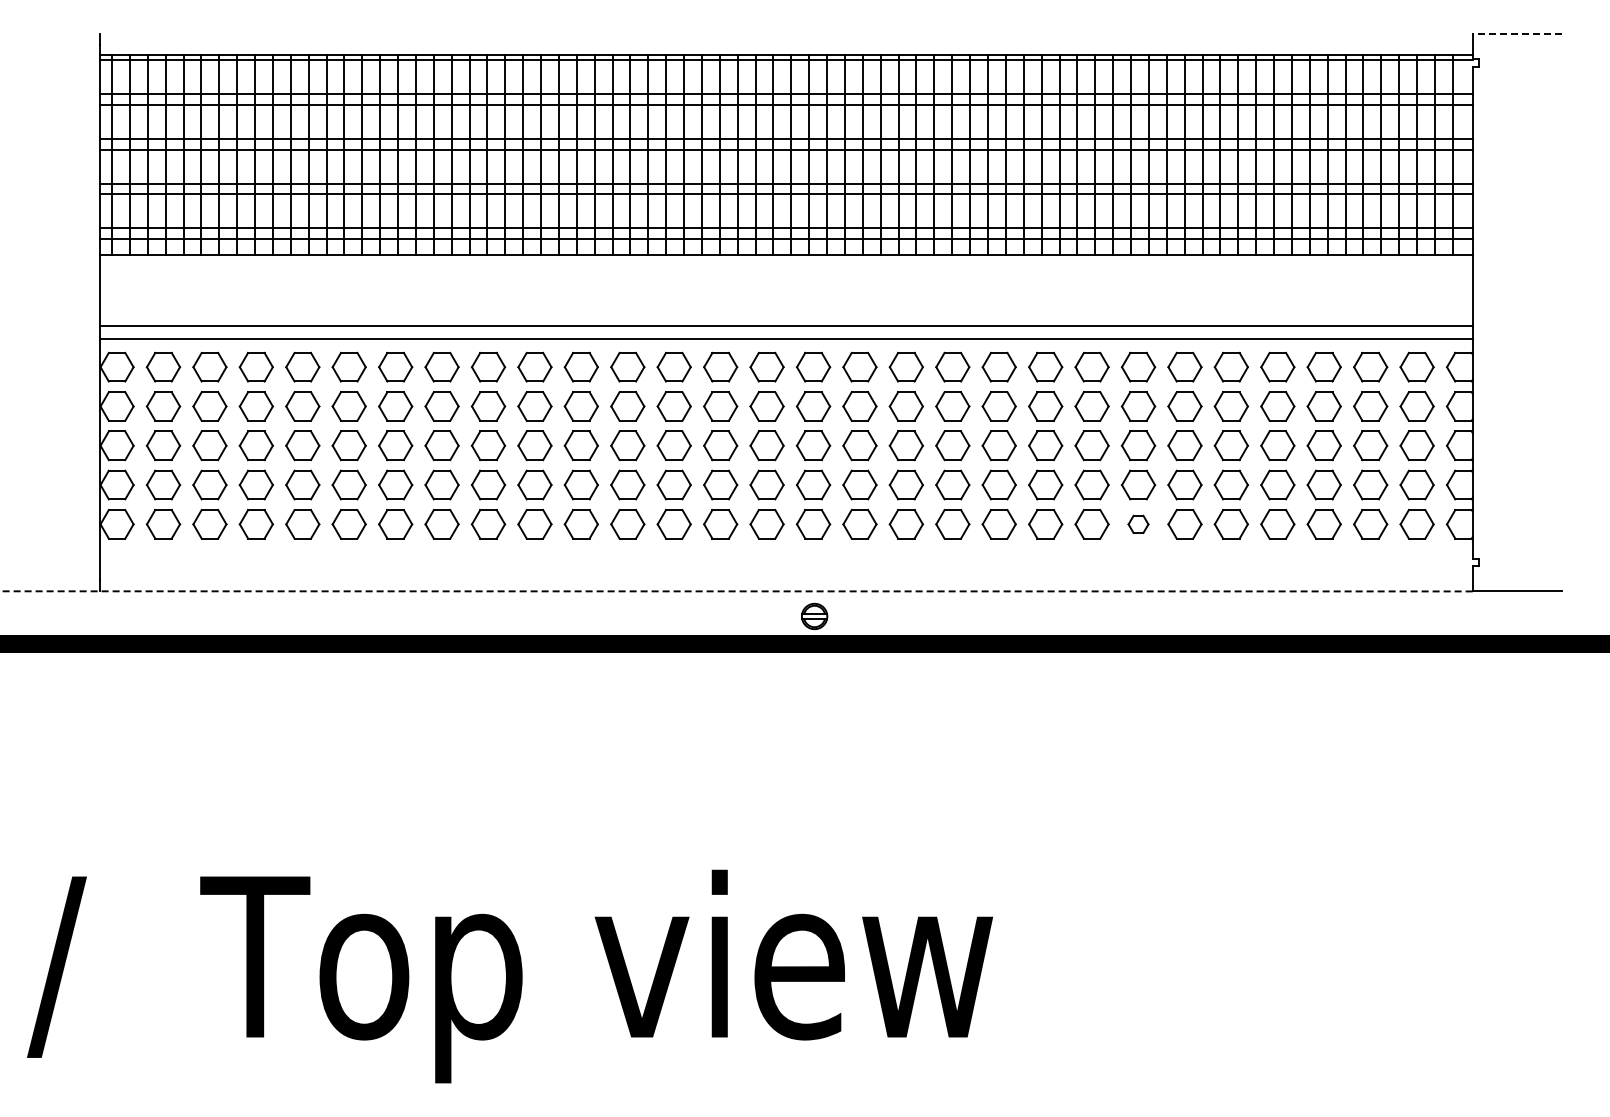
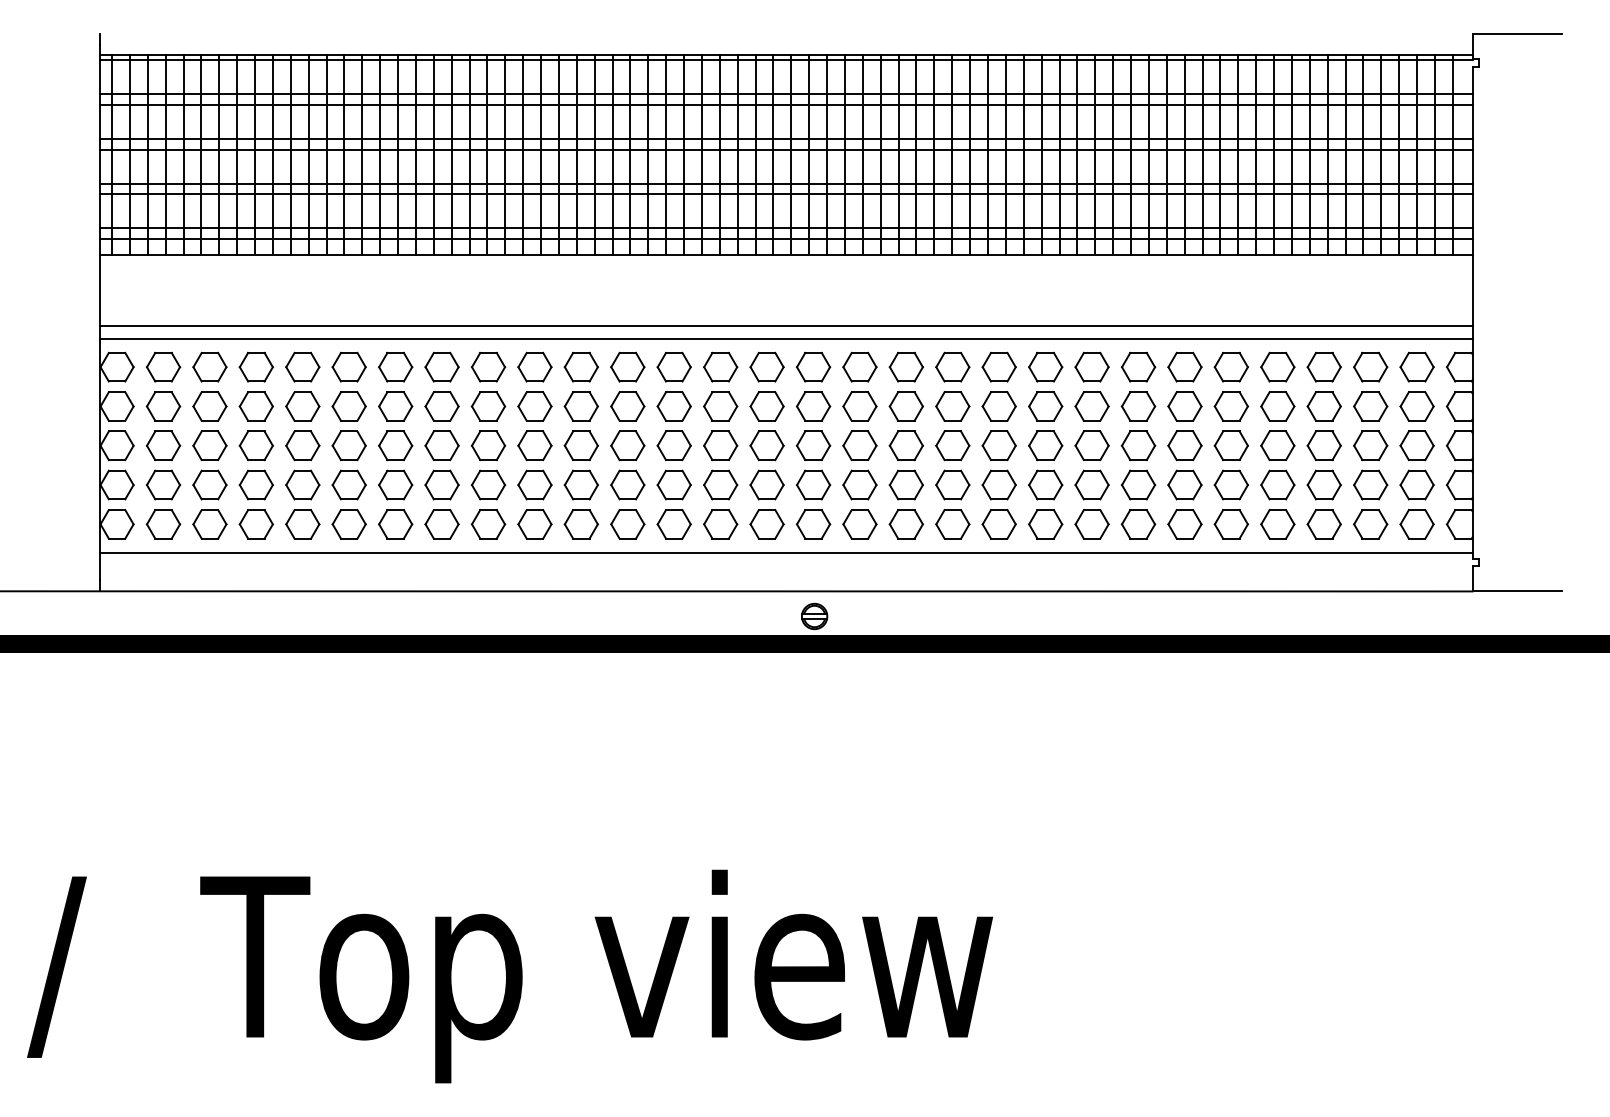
line: dashed -> solid (1517, 33)
part size: 23x20 px -> 37x31 px (1138, 524)
line: none -> present (785, 552)
line: dashed -> solid (736, 591)
